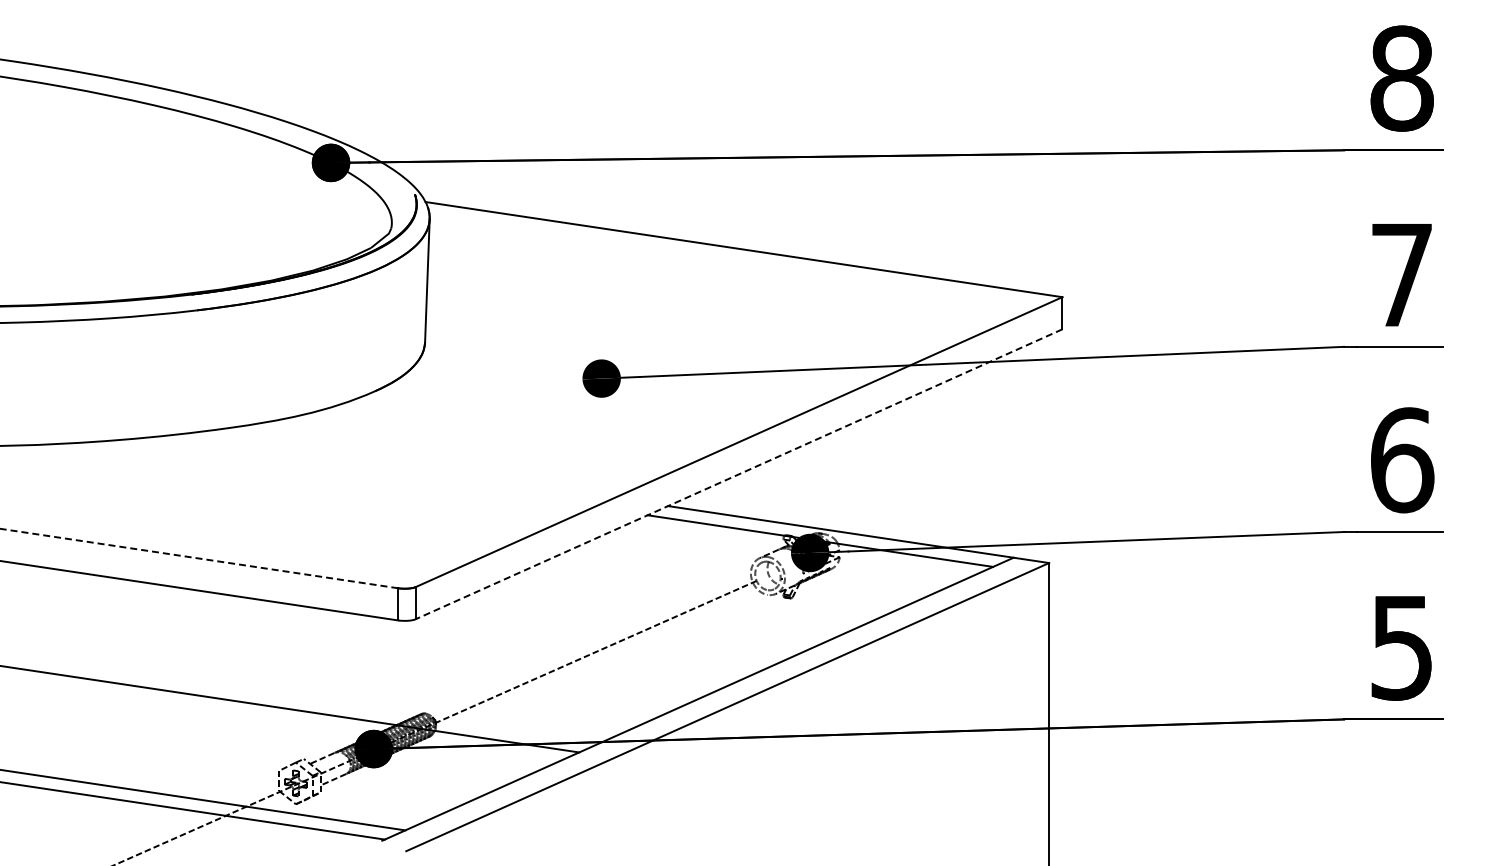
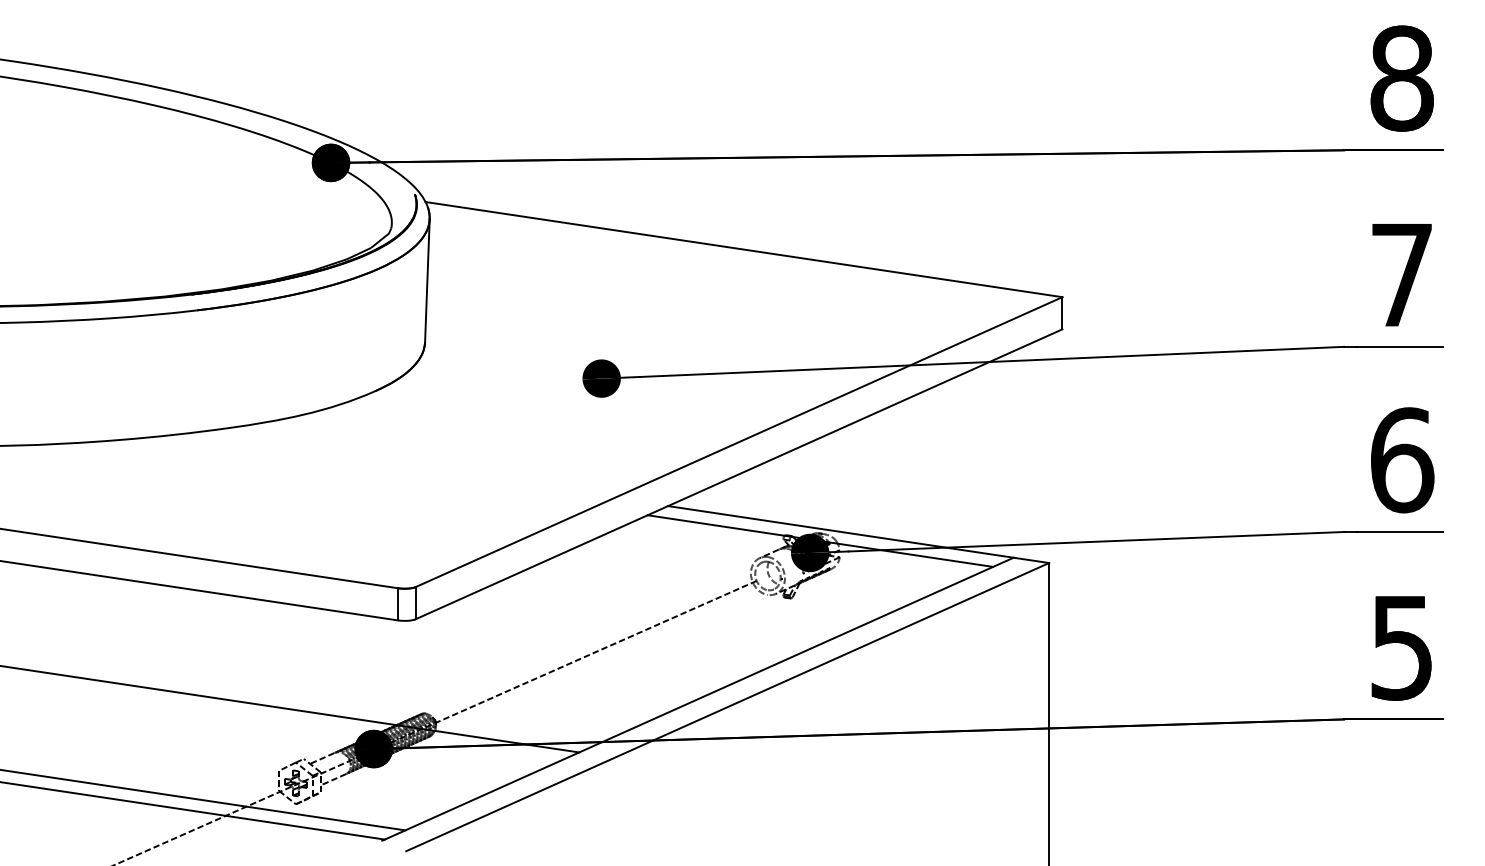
line: dashed -> solid (738, 474)
line: dashed -> solid (199, 558)
